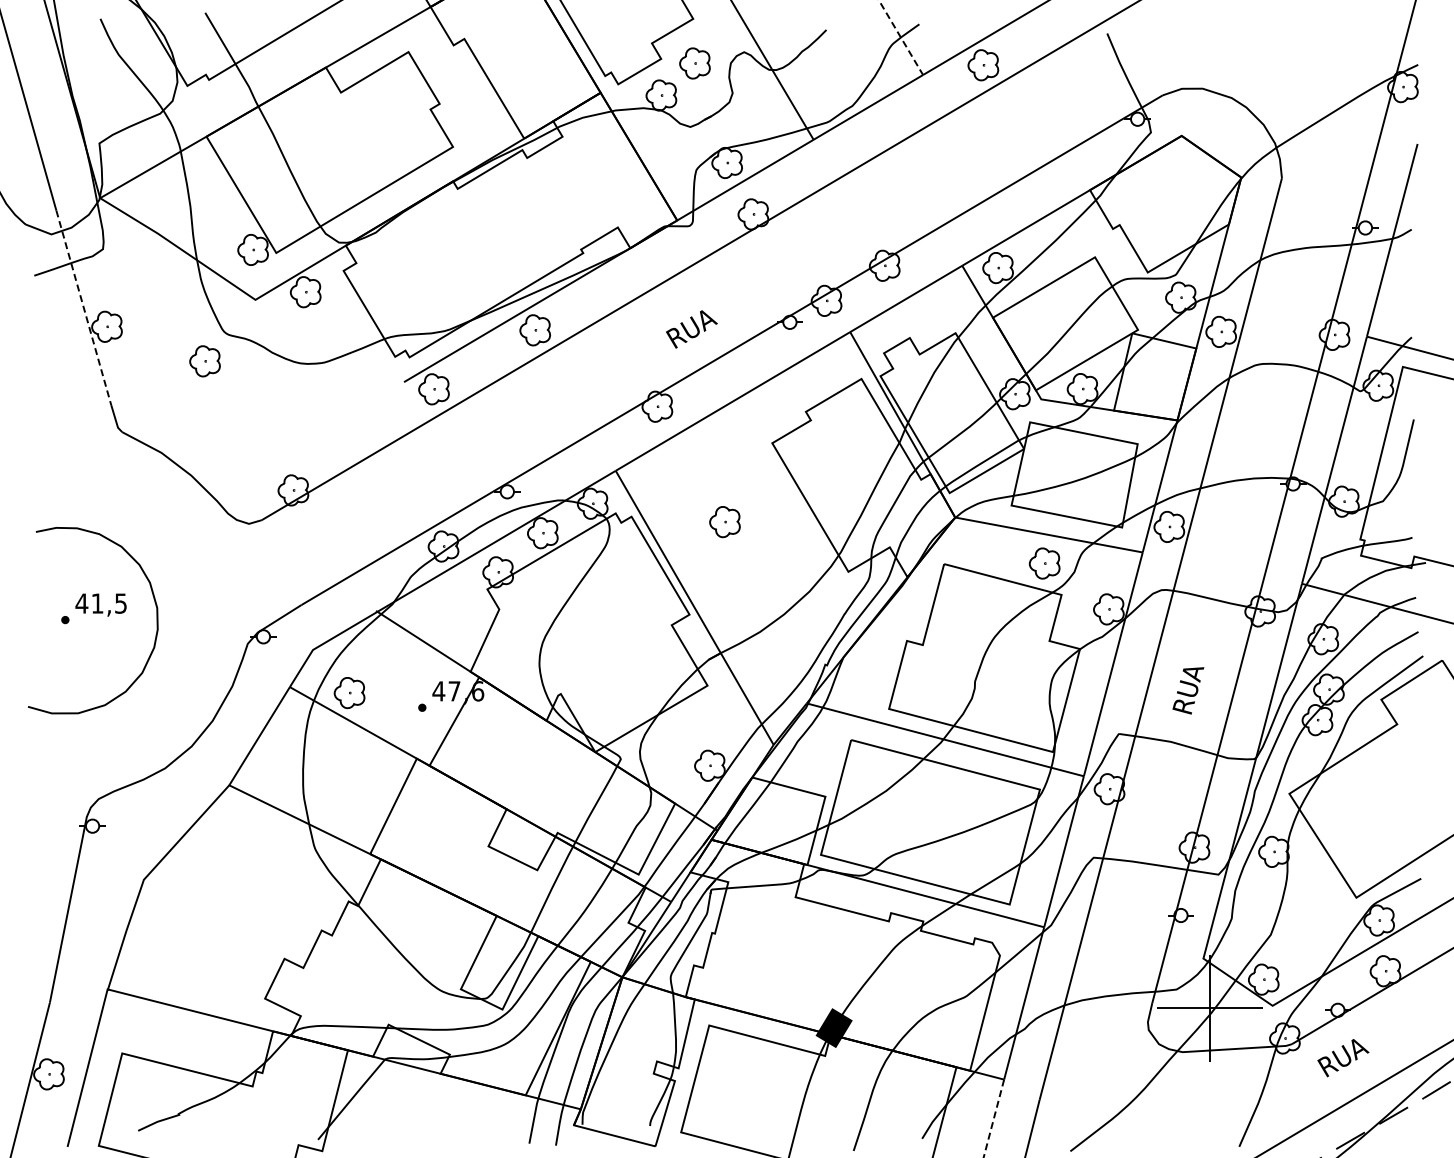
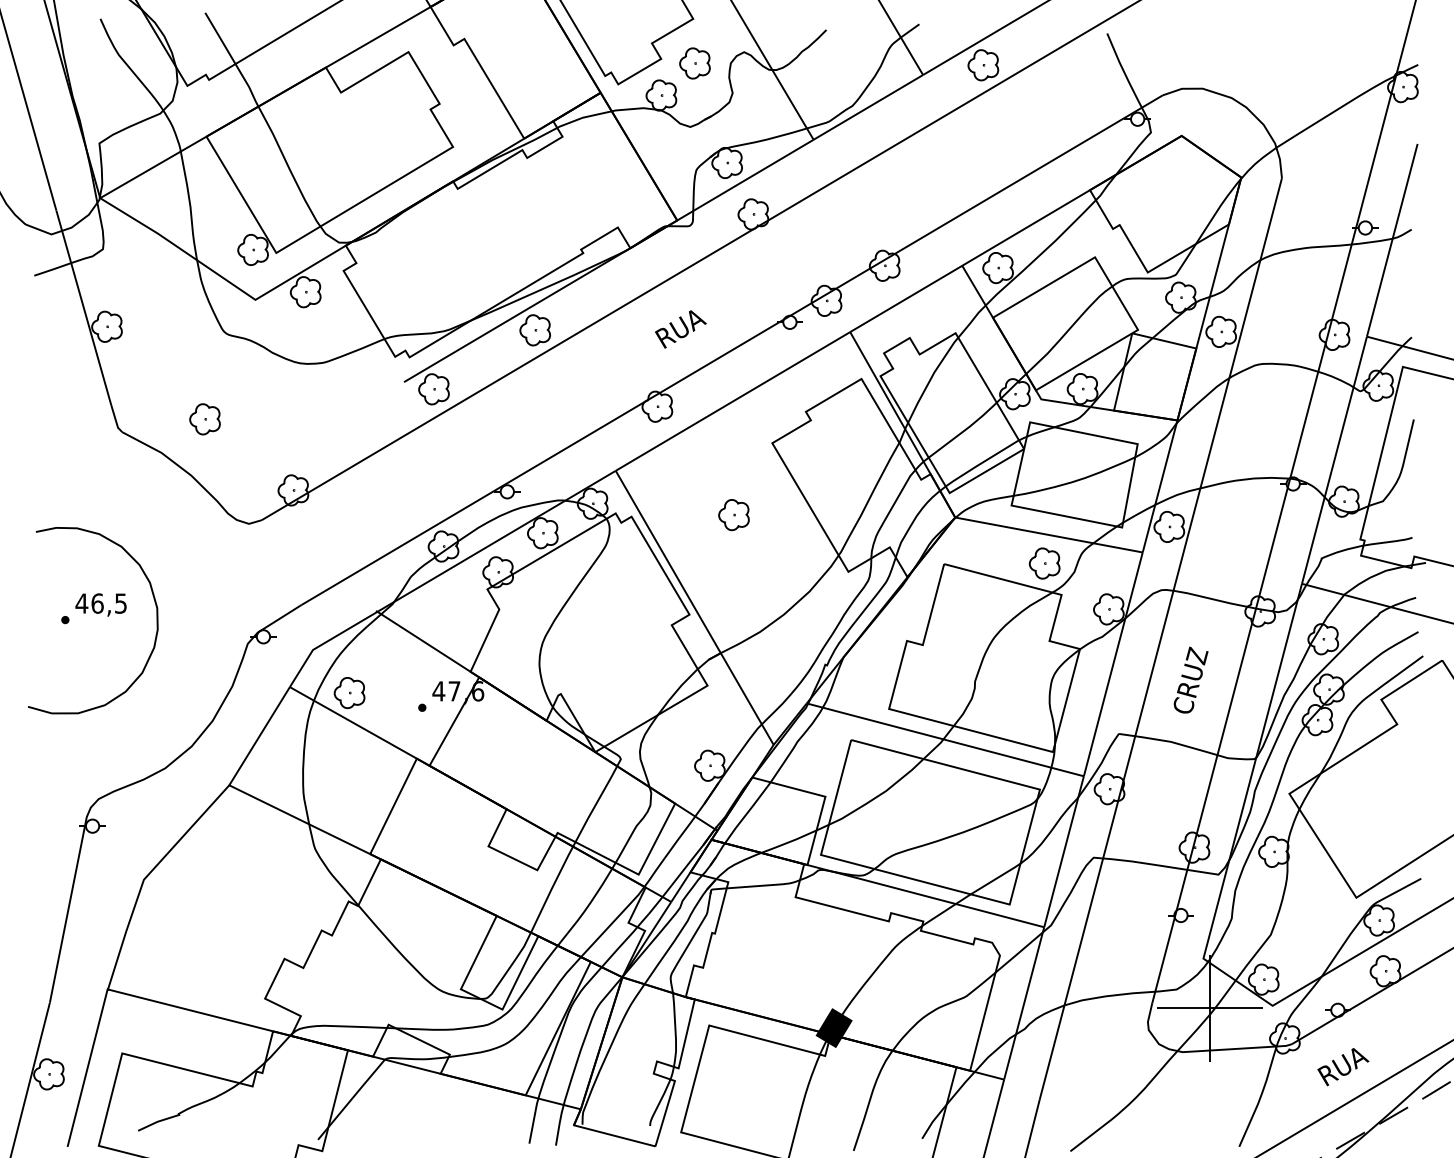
line: dashed -> solid (901, 38)
line: dashed -> solid (83, 307)
text position: (691, 329) -> (680, 329) (680, 329)
part position: (204, 361) -> (204, 419) (204, 419)
part position: (724, 522) -> (733, 515) (733, 515)
text: 41,5 -> 46,5 (97, 603)
text: RUA -> CRUZ (1190, 680)
text position: (1343, 1058) -> (1343, 1067) (1343, 1067)
line: dashed -> solid (993, 1119)
